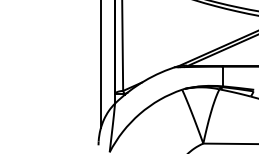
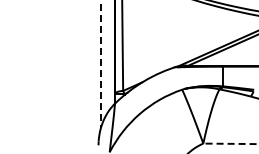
line: solid -> dashed (100, 64)
line: solid -> dashed (231, 143)
